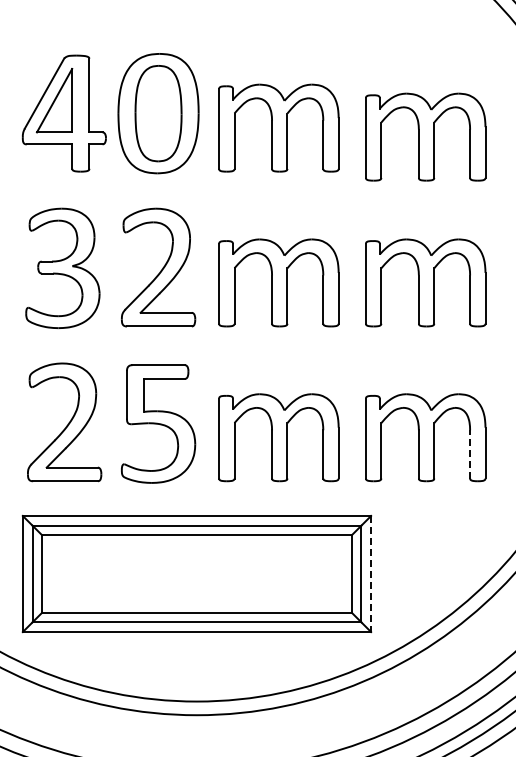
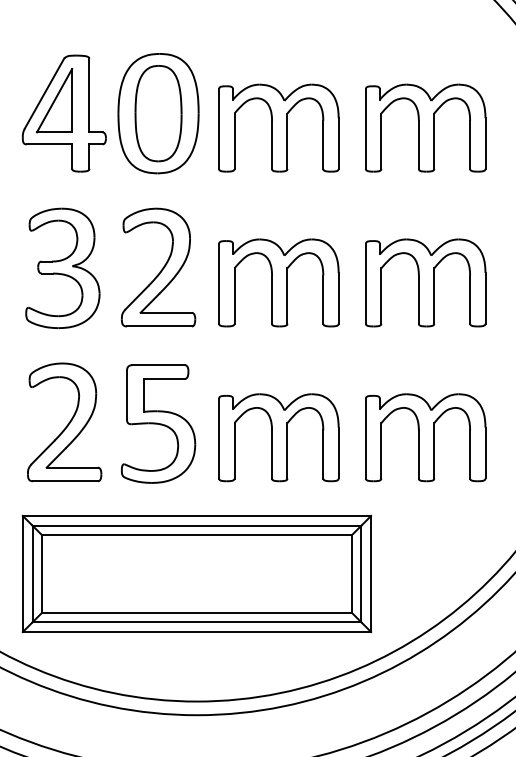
part position: (425, 136) -> (425, 127) (425, 127)
line: dashed -> solid (470, 453)
line: dashed -> solid (371, 574)
